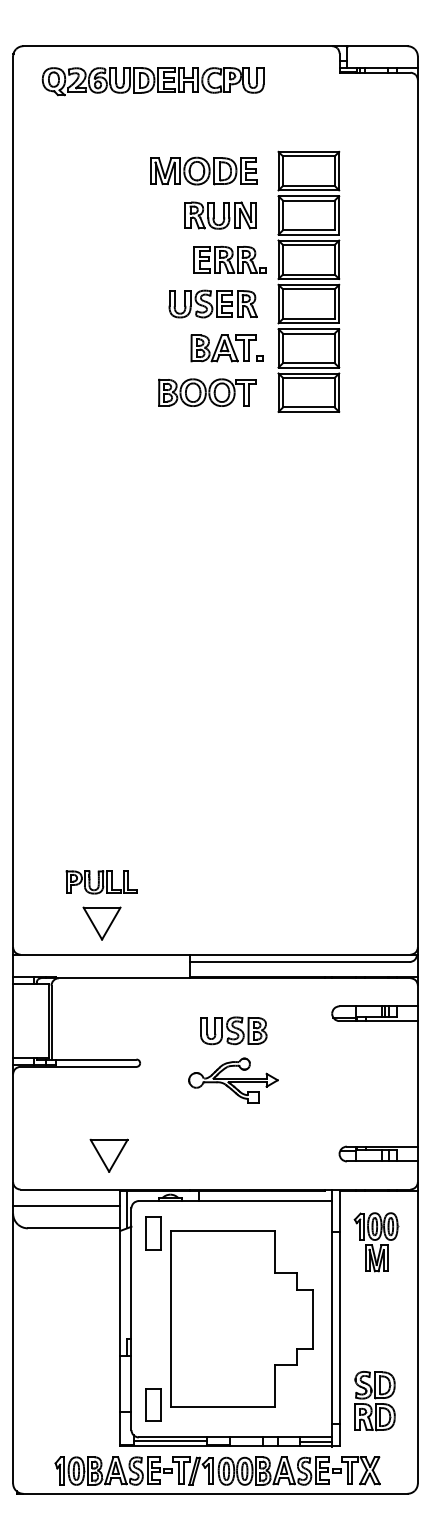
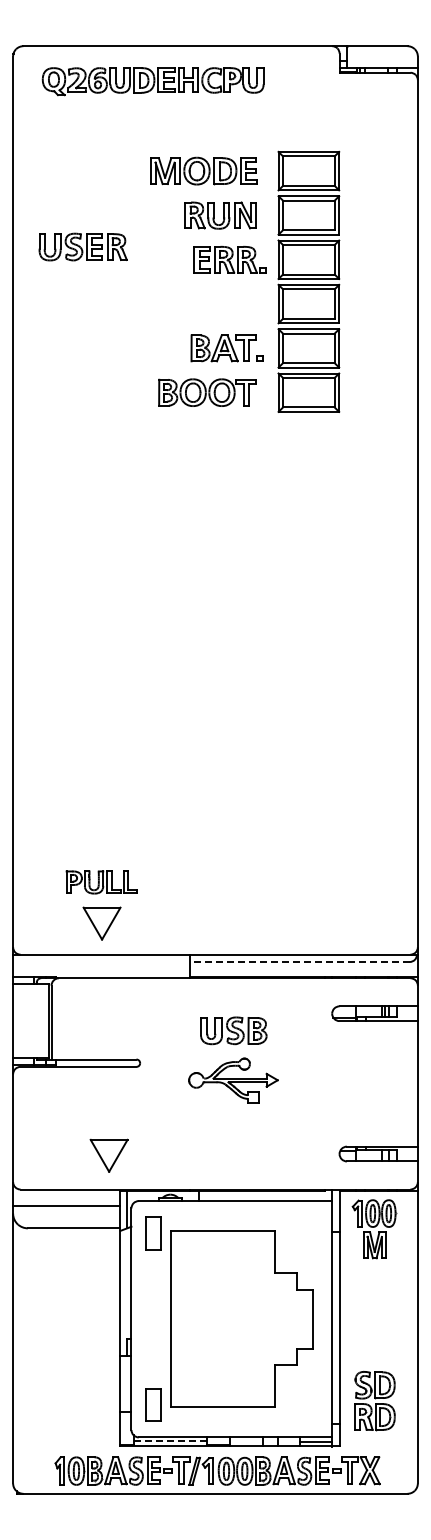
part position: (212, 303) -> (82, 246) (82, 246)
line: solid -> dashed (300, 962)
part position: (376, 1242) -> (374, 1229) (374, 1229)
line: solid -> dashed (170, 1441)
